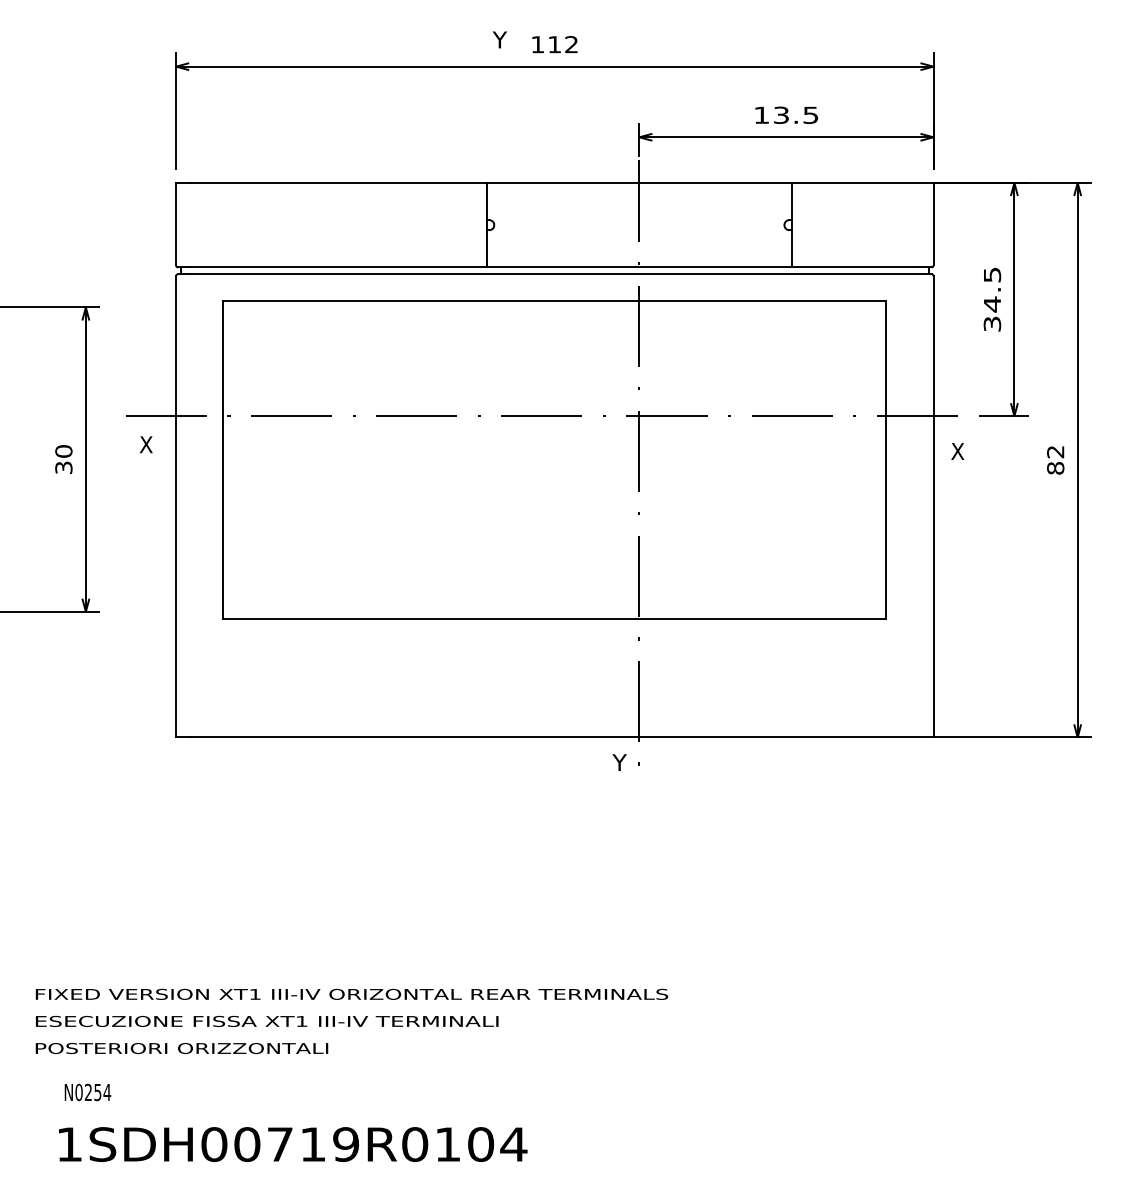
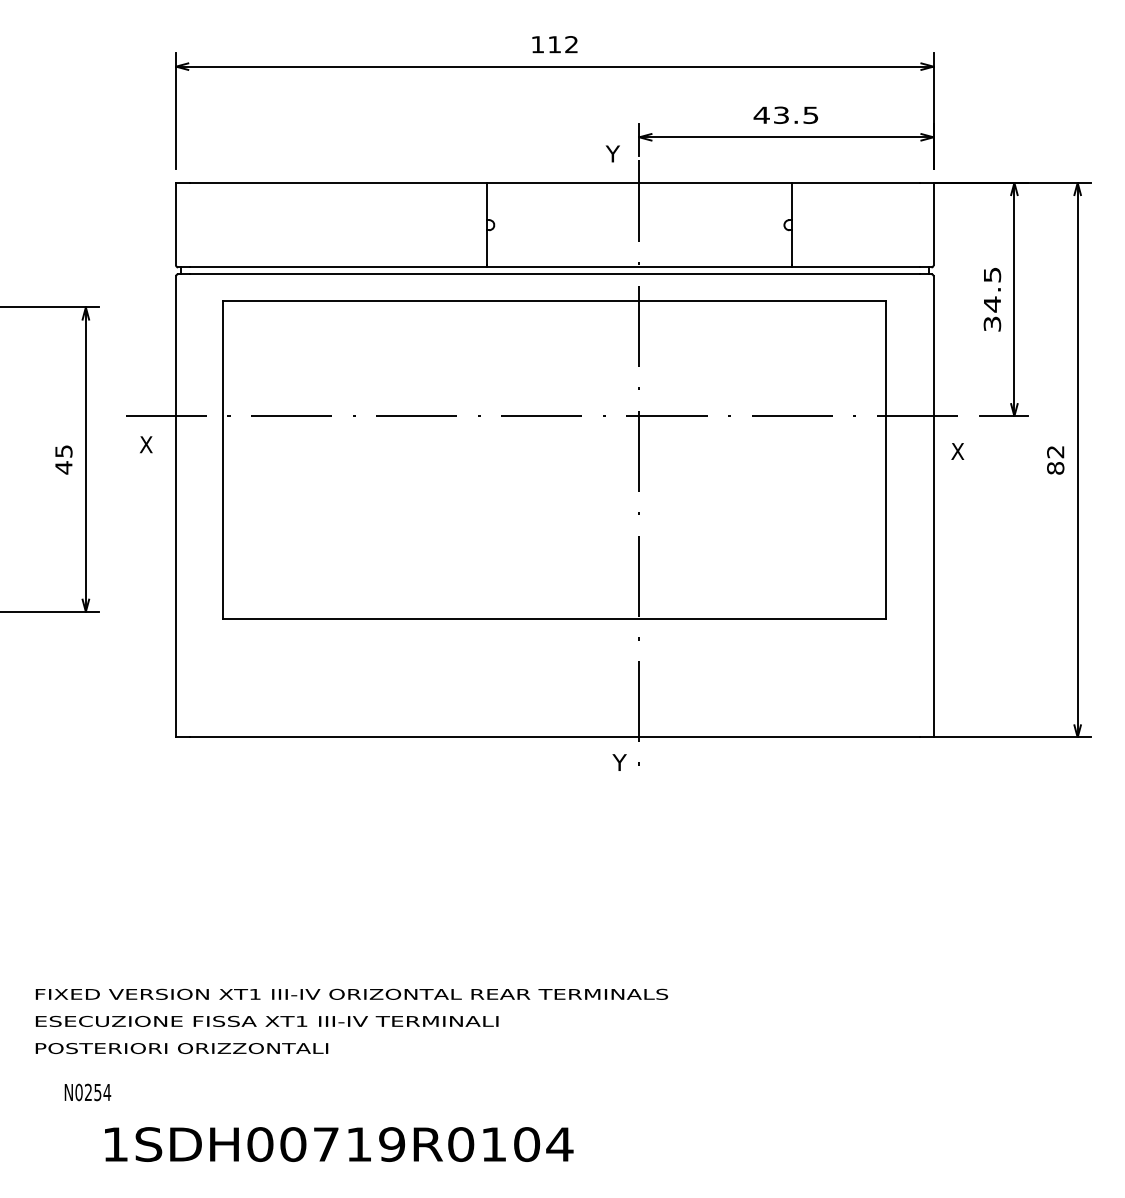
text position: (499, 39) -> (612, 153) (612, 153)
text: 13.5 -> 43.5 (761, 114)
text: 30 -> 45 (63, 459)
text position: (293, 1144) -> (339, 1144) (339, 1144)
